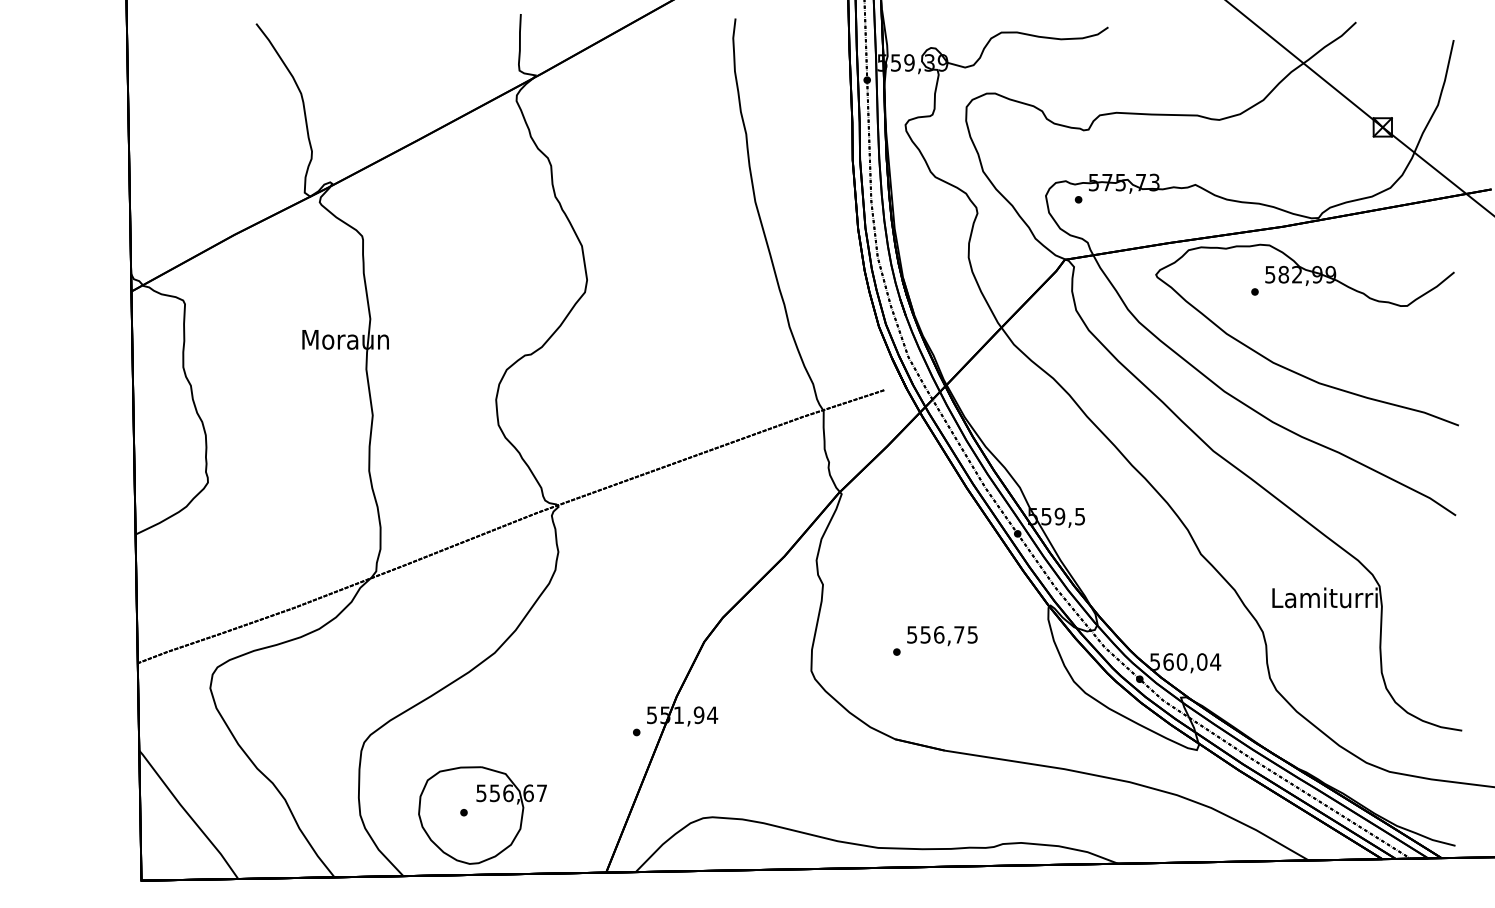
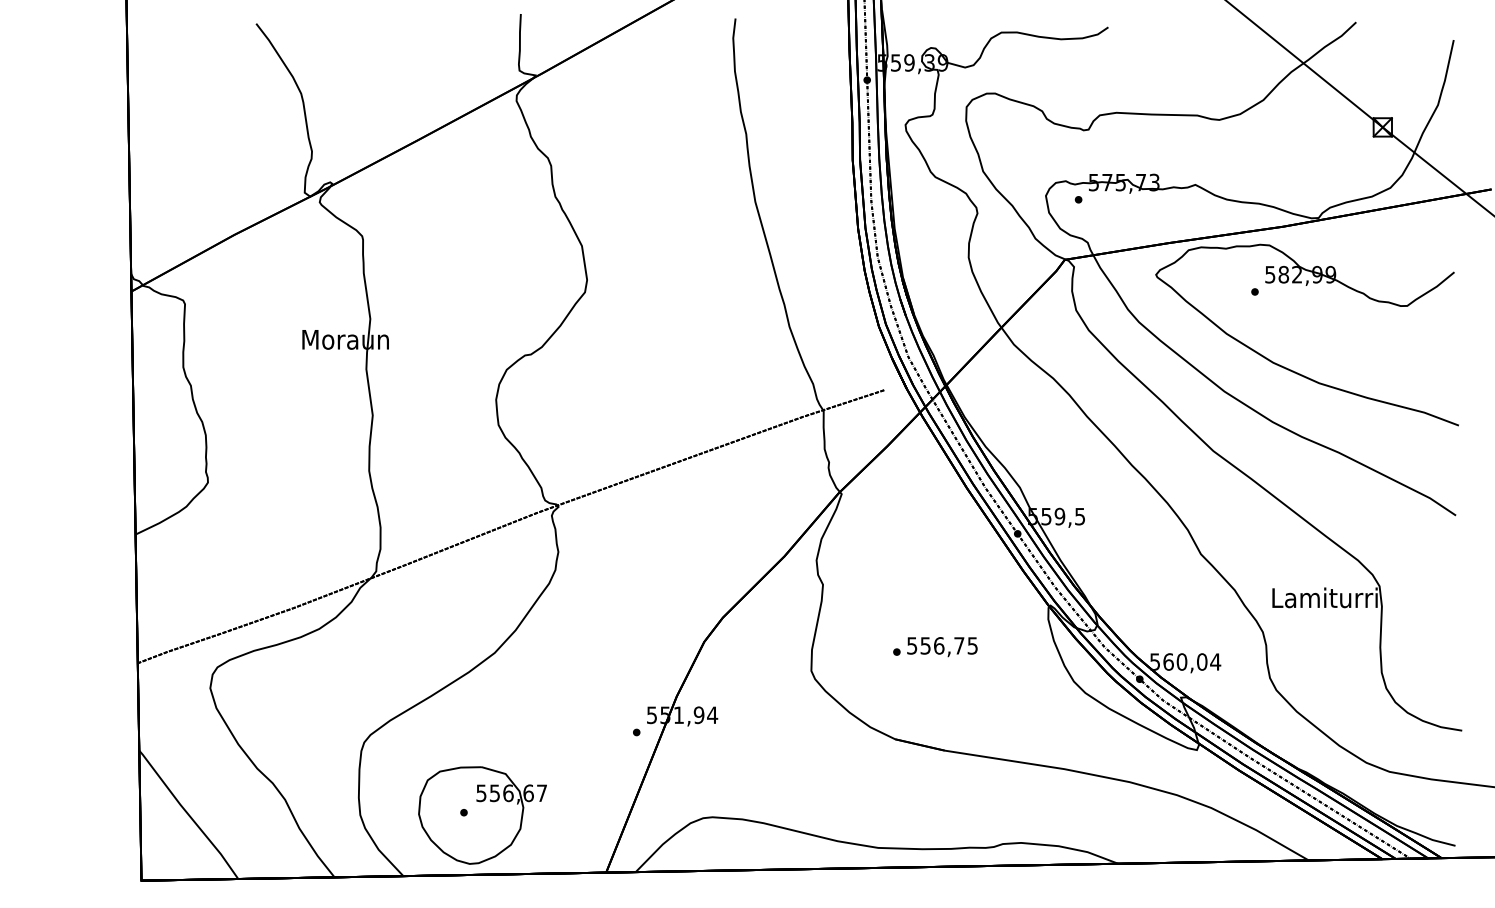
text position: (942, 636) -> (942, 647) (942, 647)
